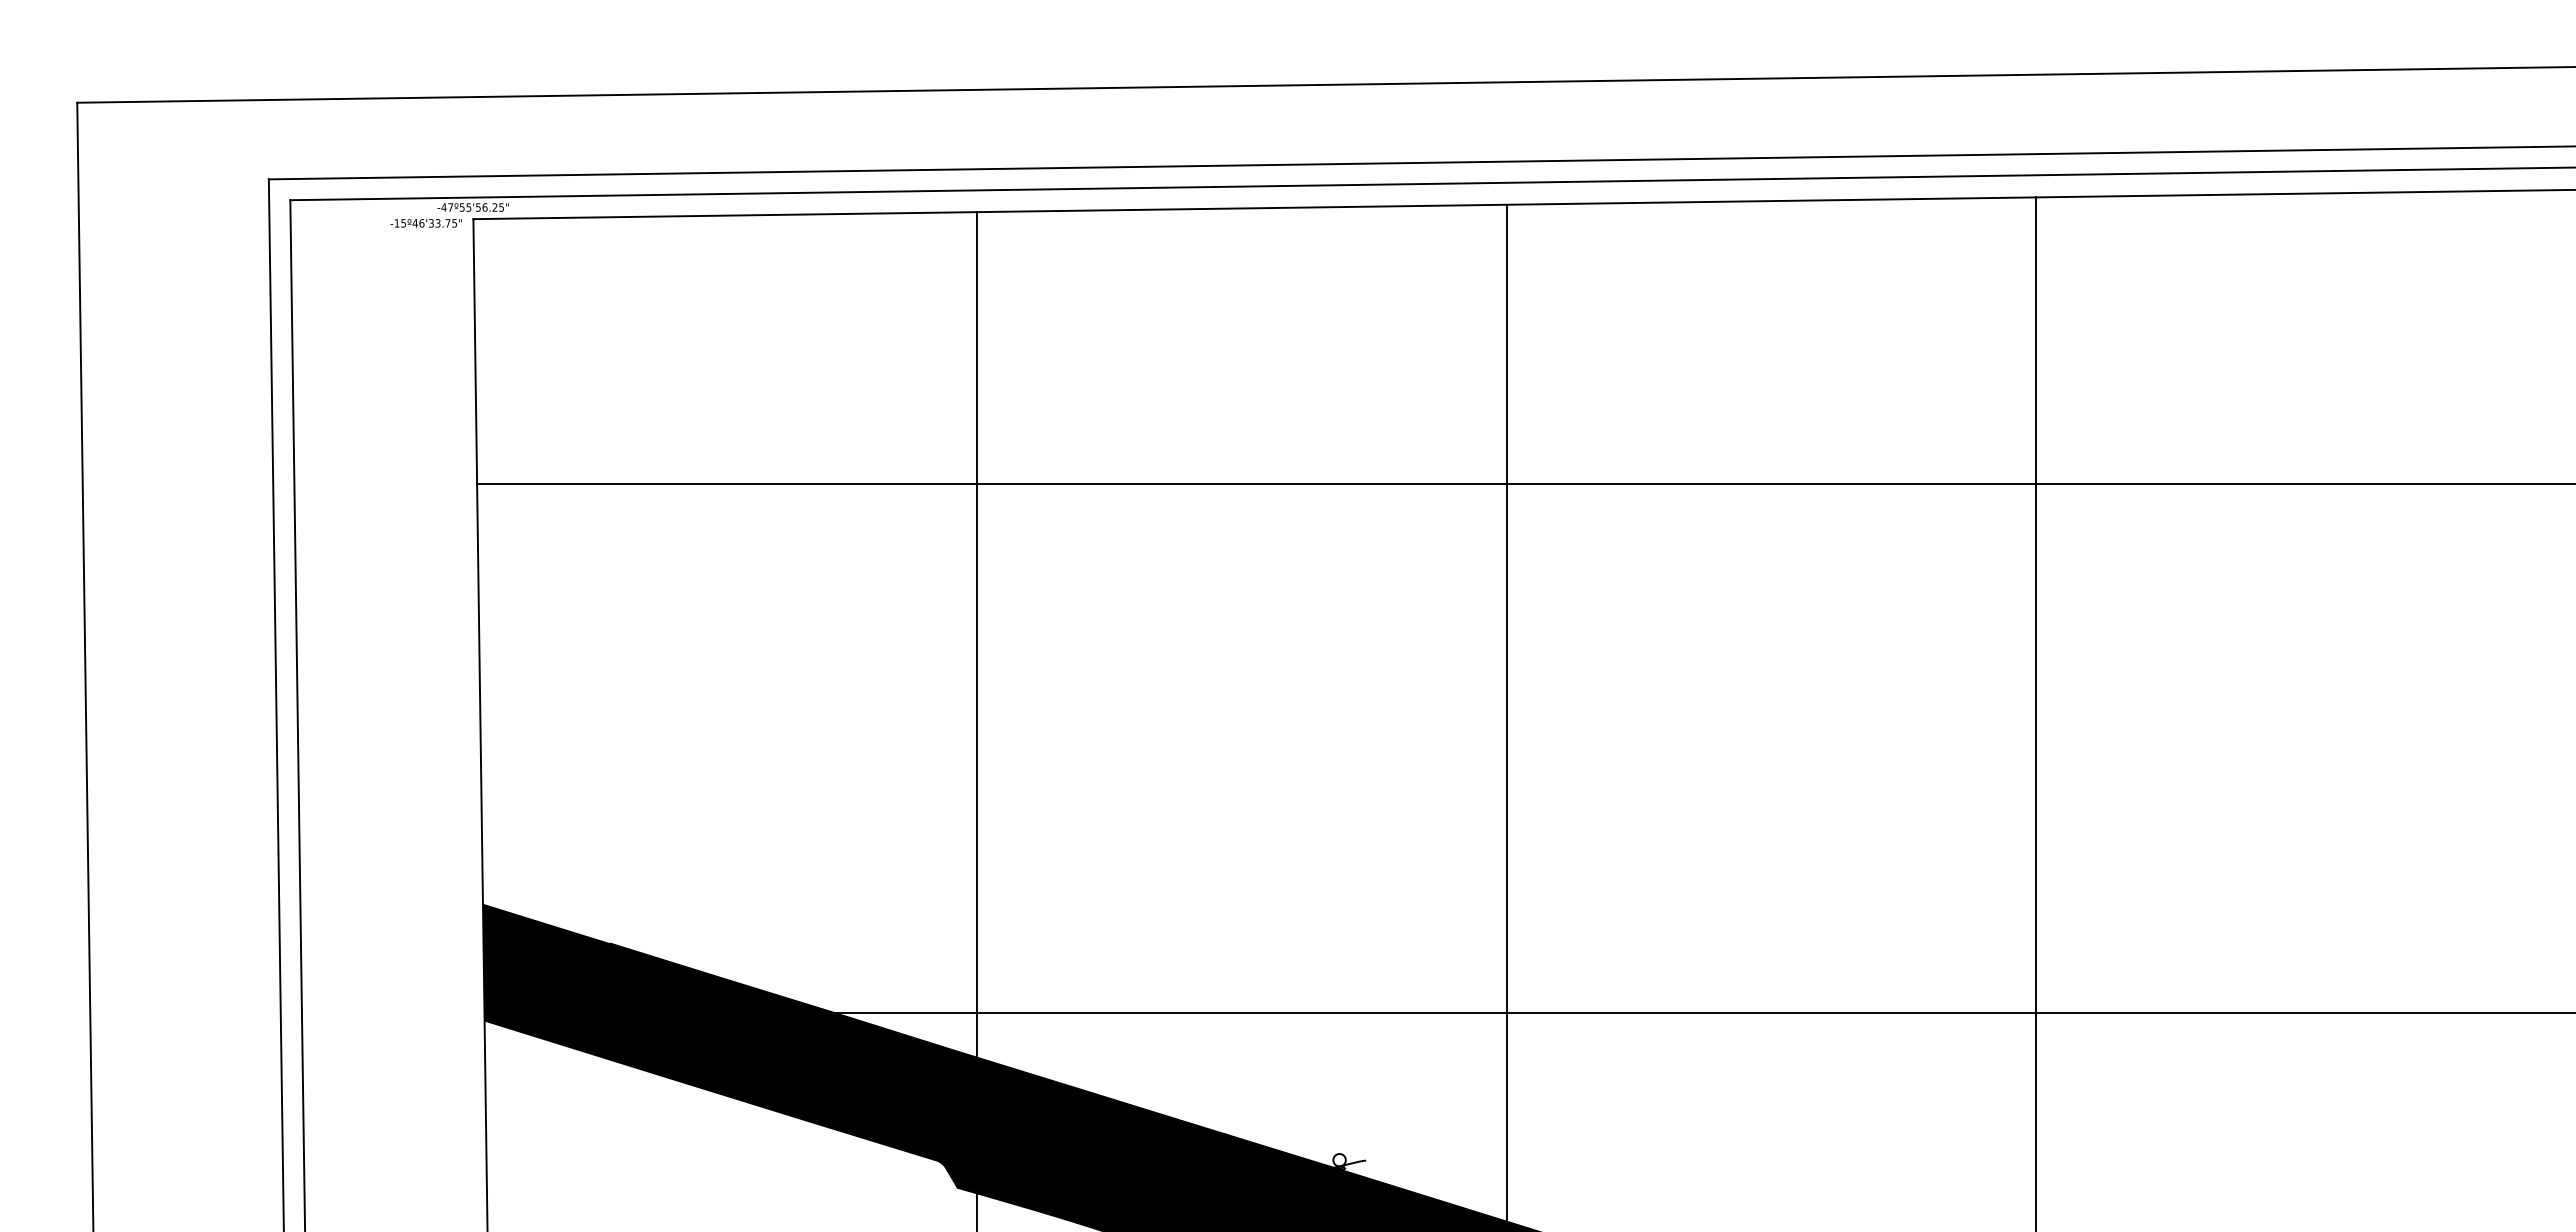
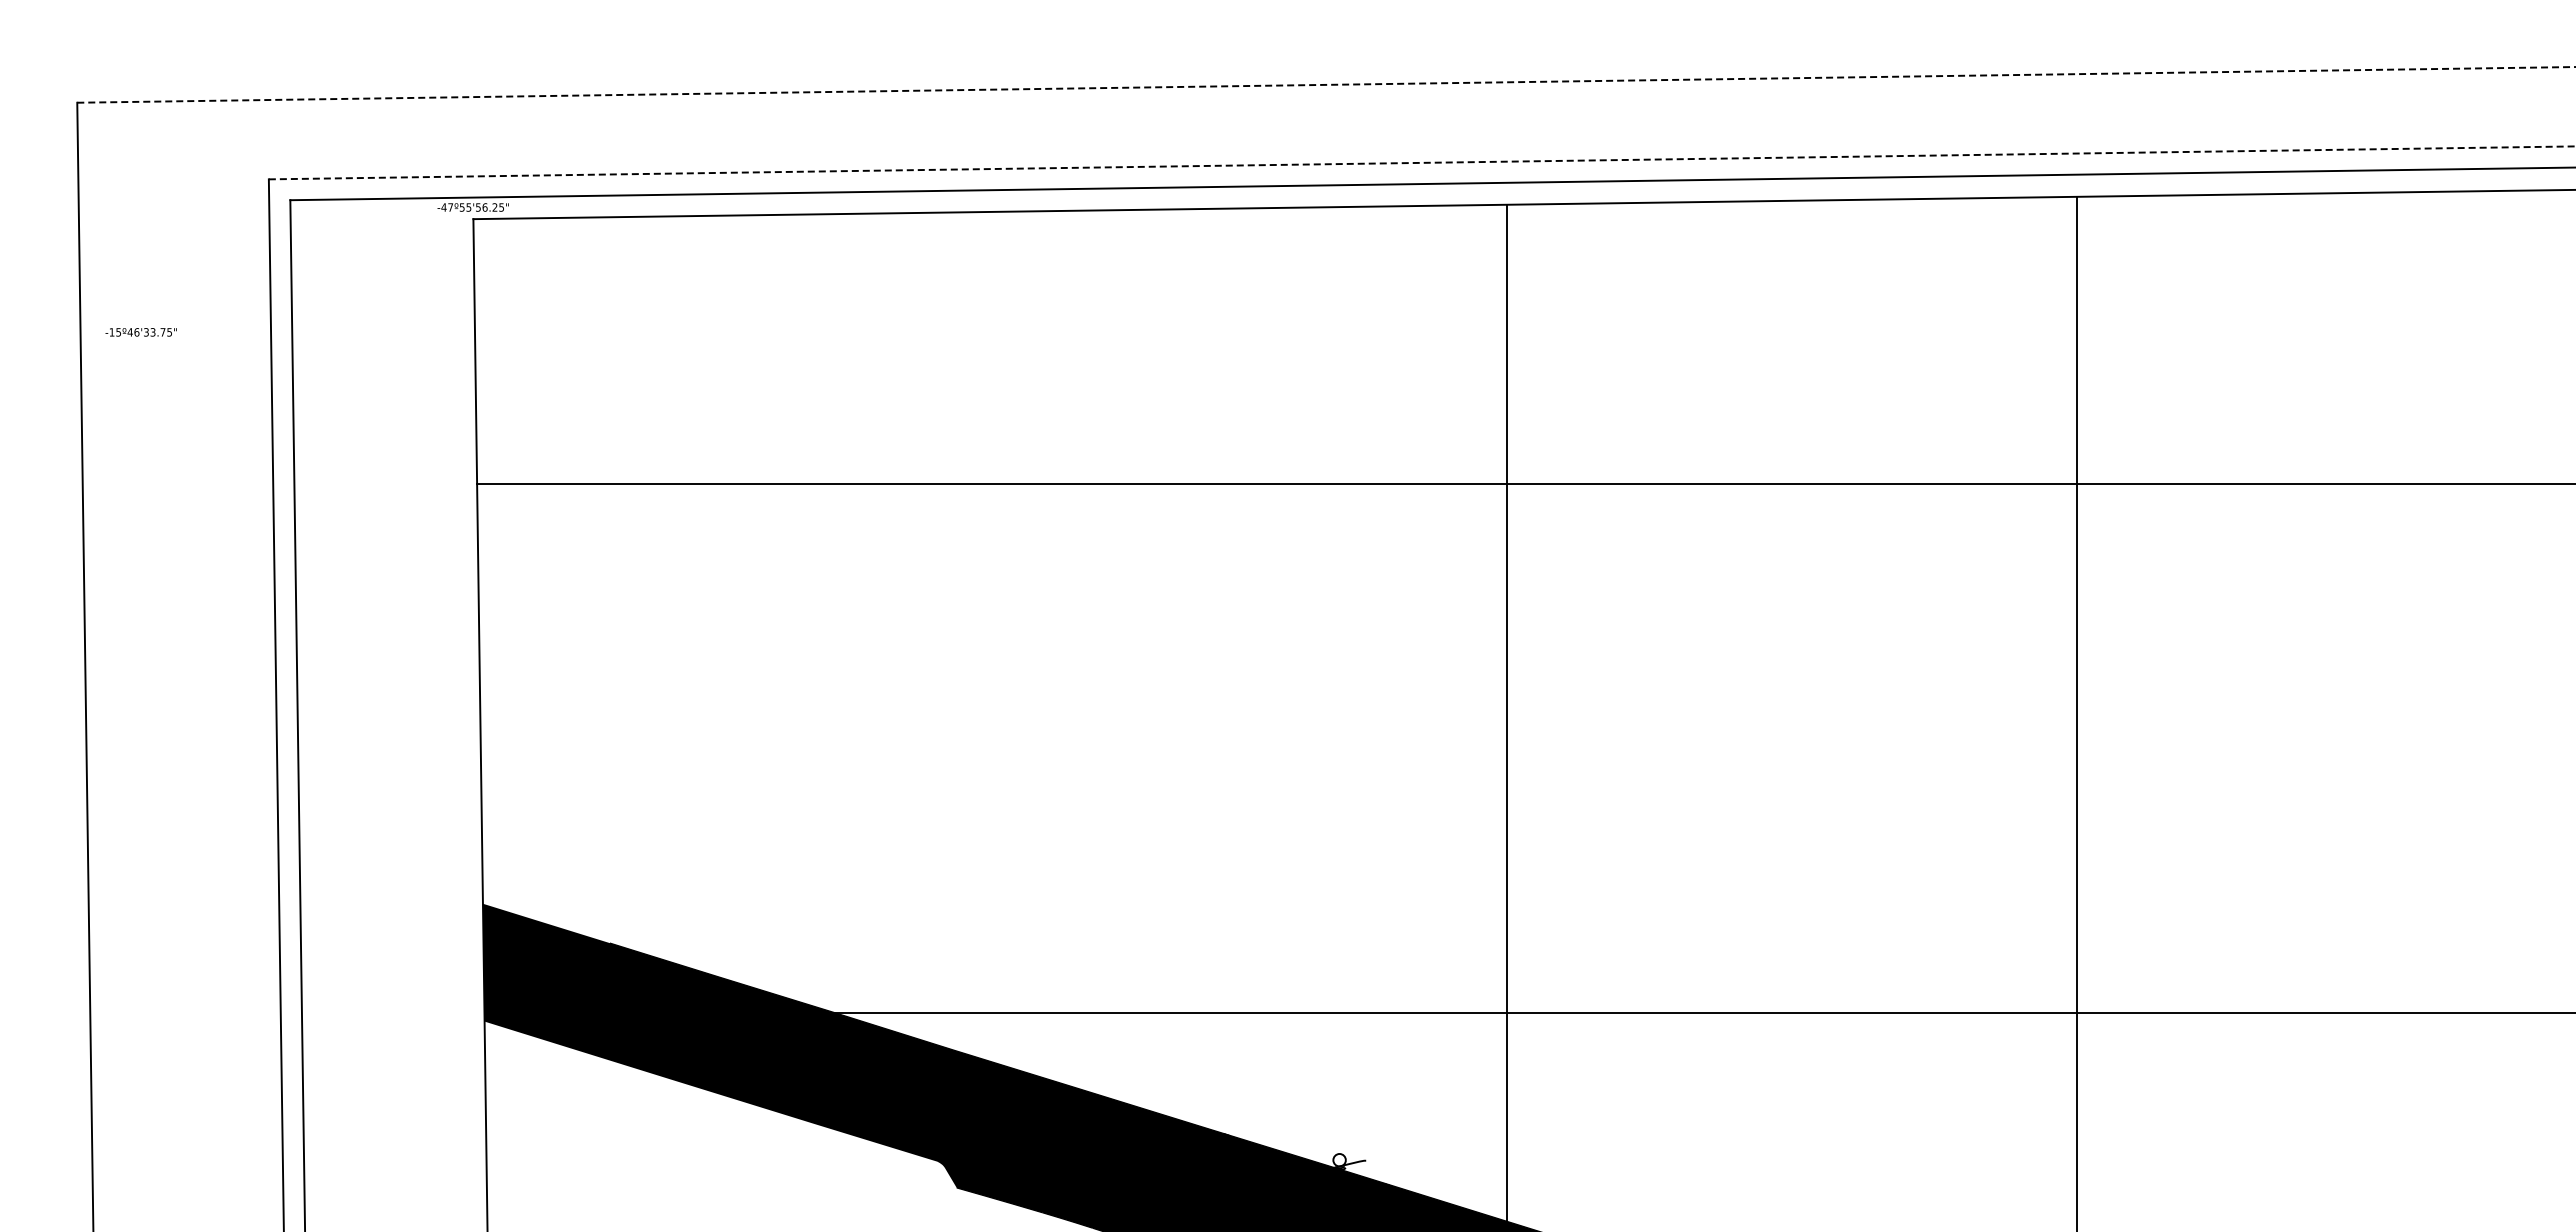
line: solid -> dashed (1327, 84)
line: solid -> dashed (1422, 162)
text position: (425, 223) -> (140, 332) (140, 332)
line position: (2035, 712) -> (2076, 712) (2076, 712)
line: present -> none (977, 720)
